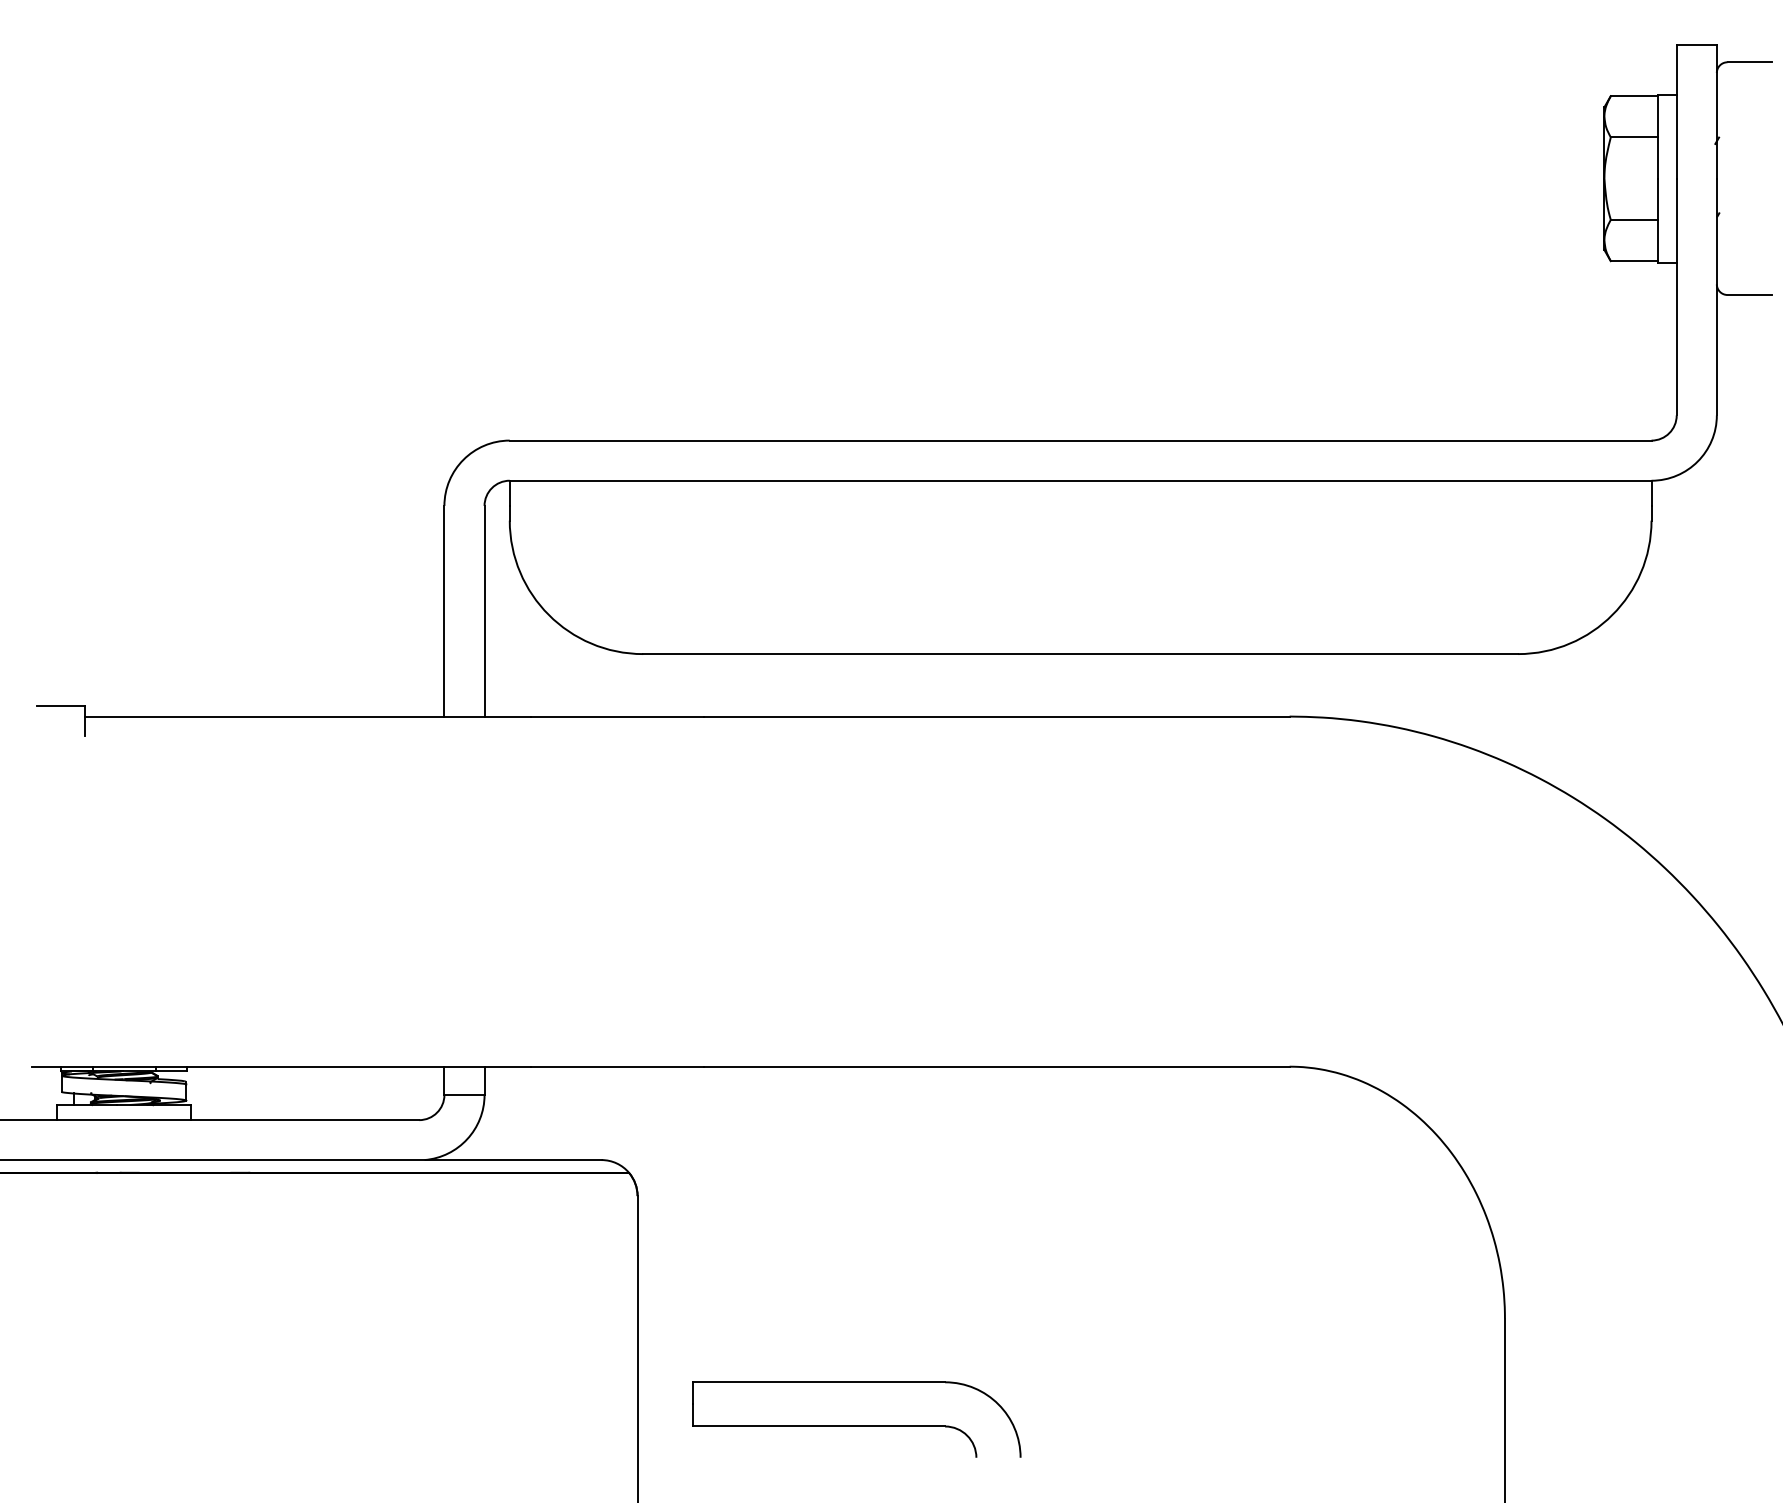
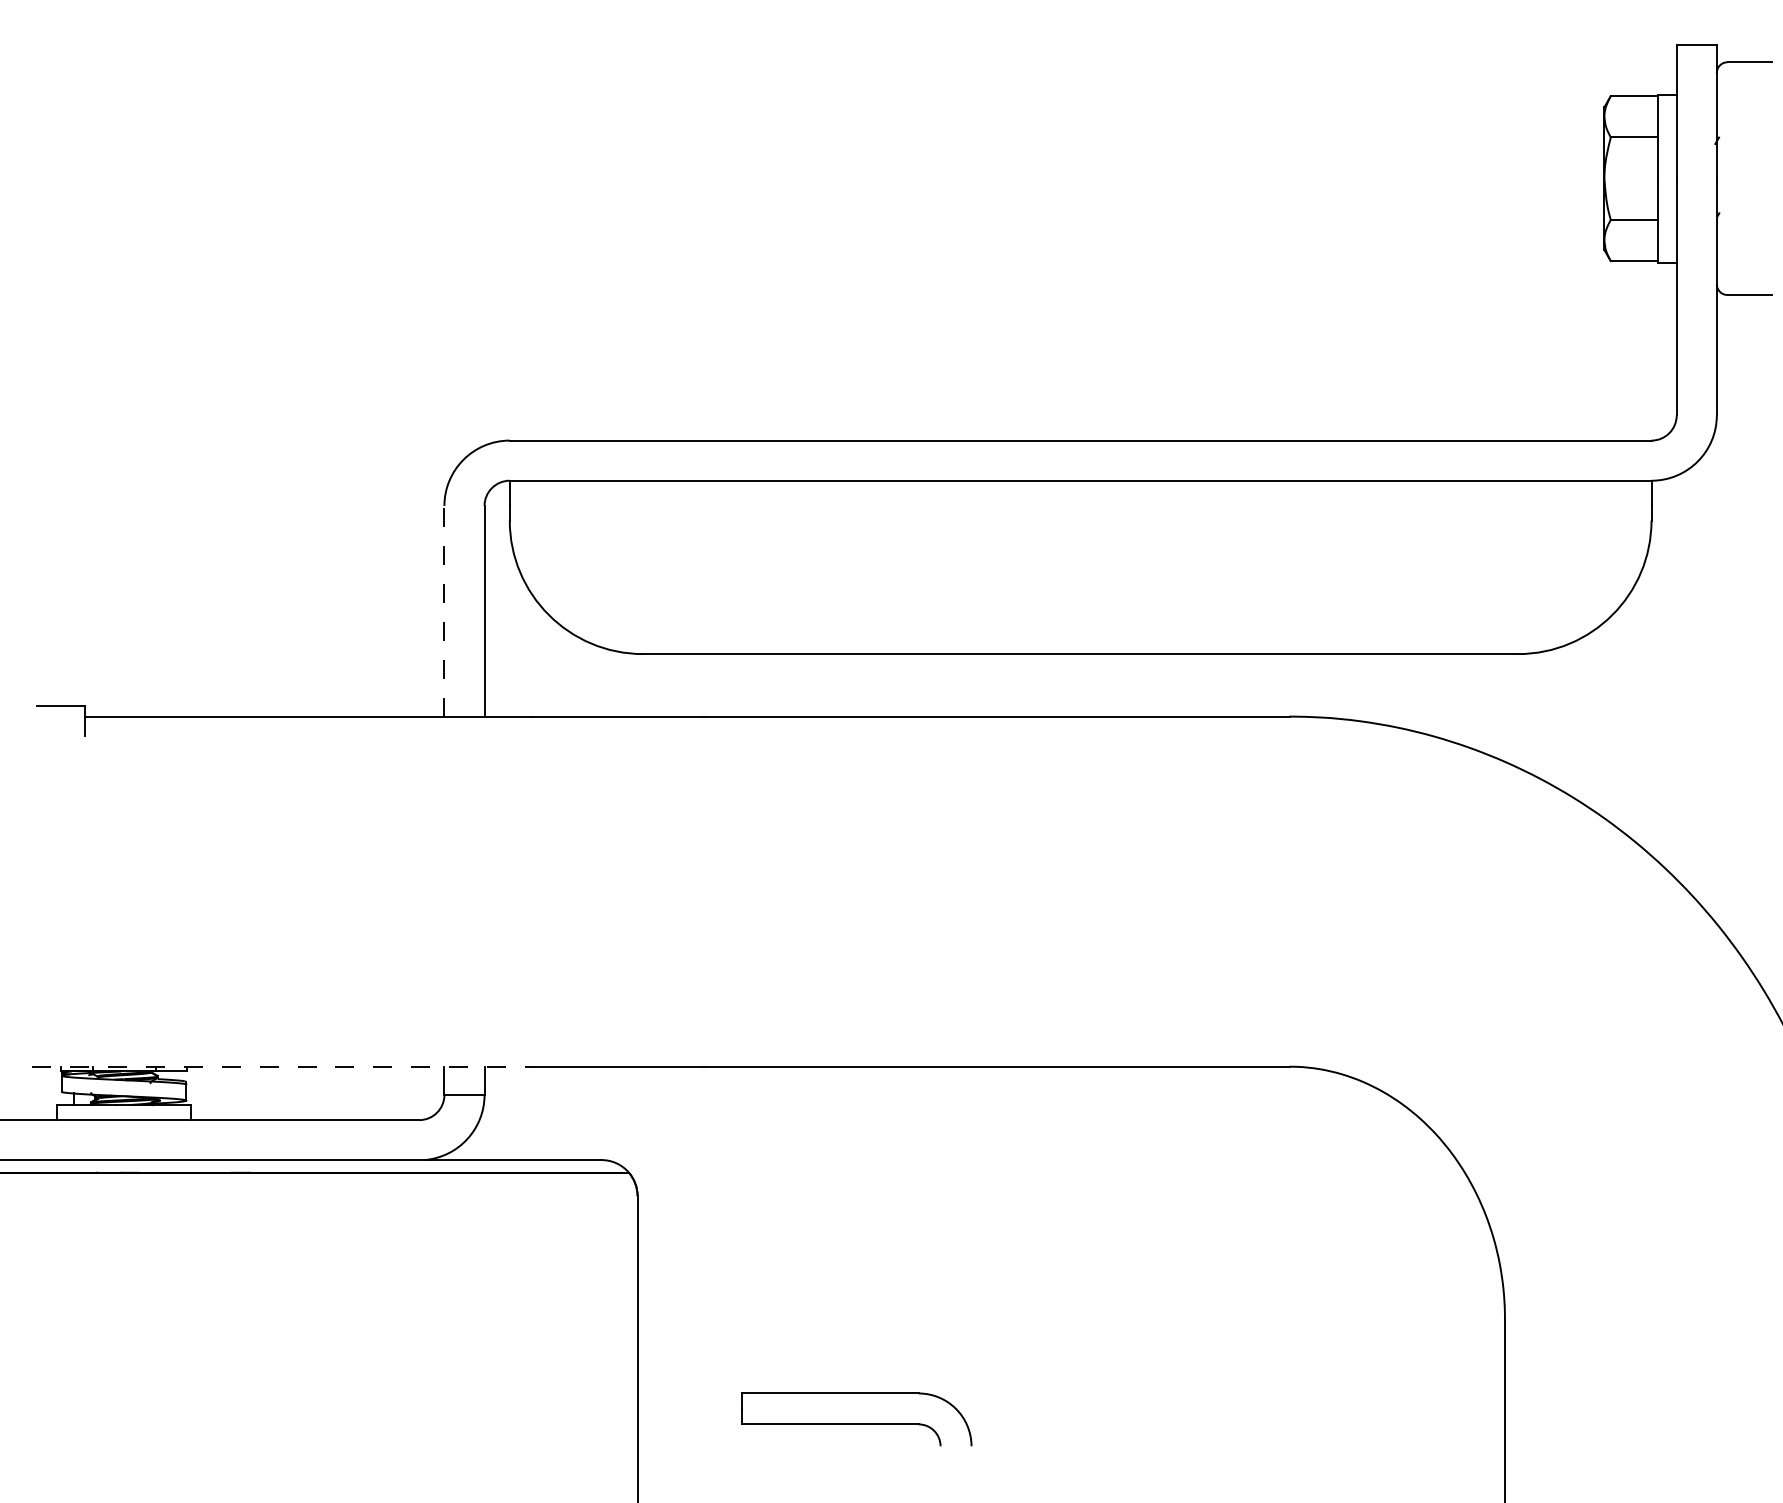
line: solid -> dashed (444, 610)
line: solid -> dashed (281, 1066)
part size: 330x77 px -> 232x55 px (856, 1419)
